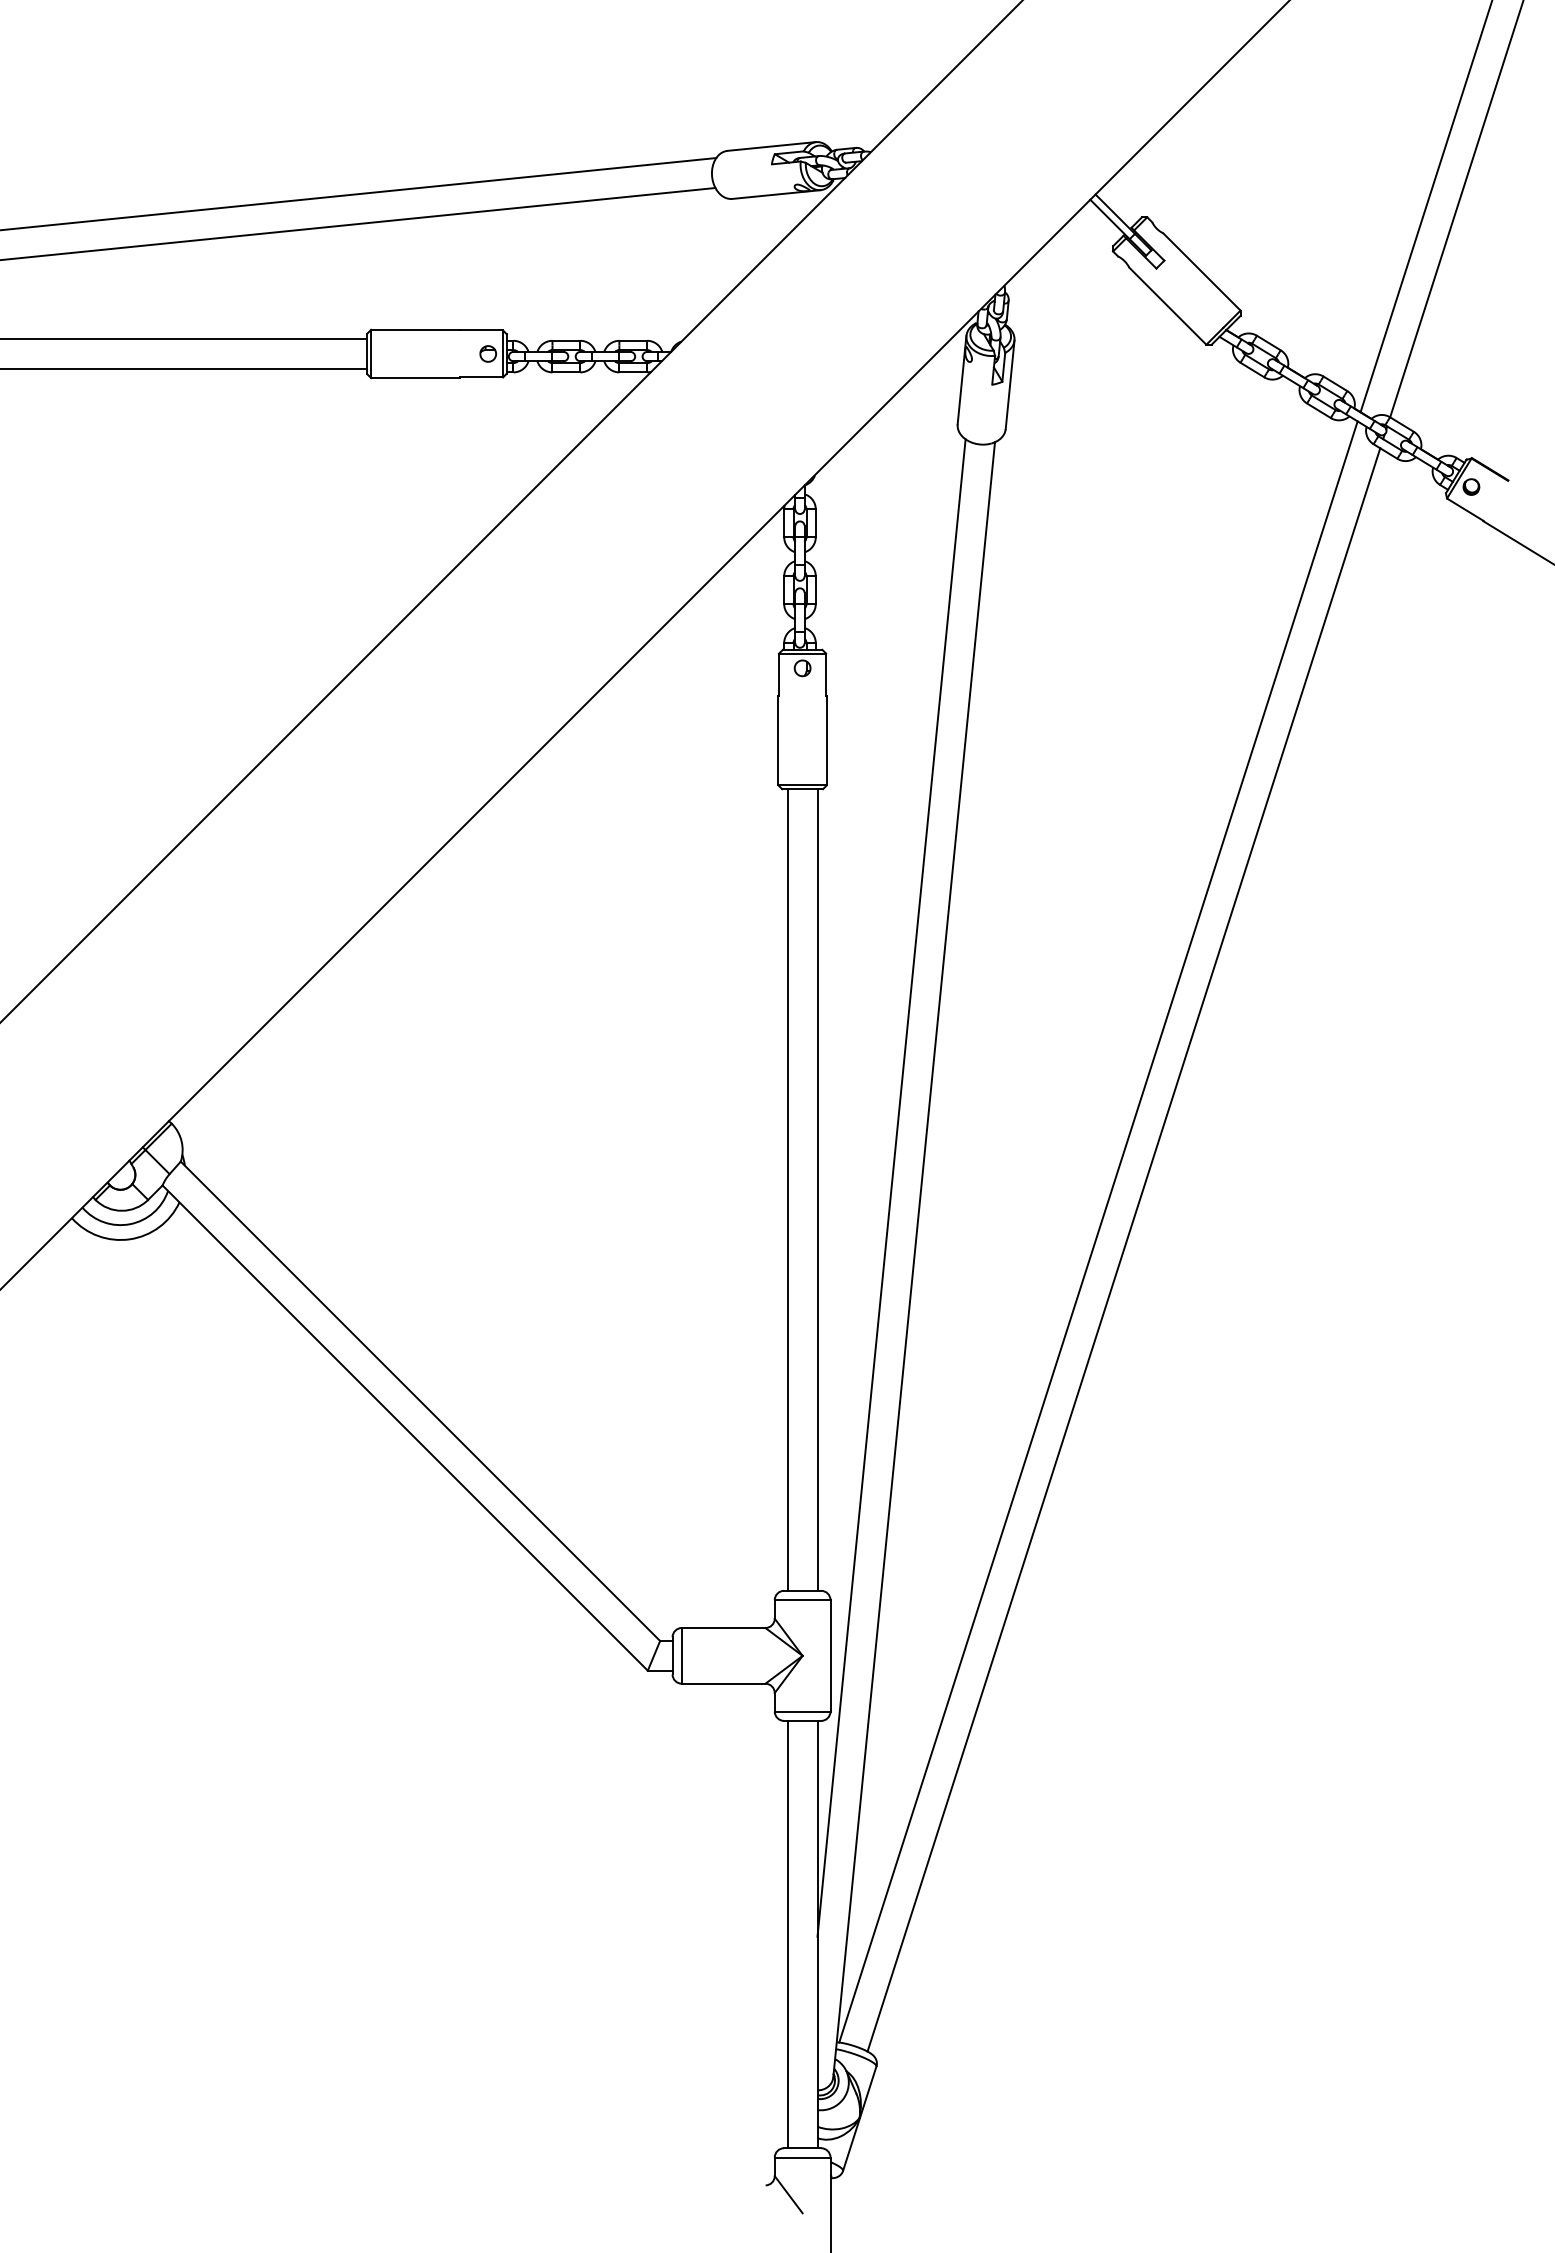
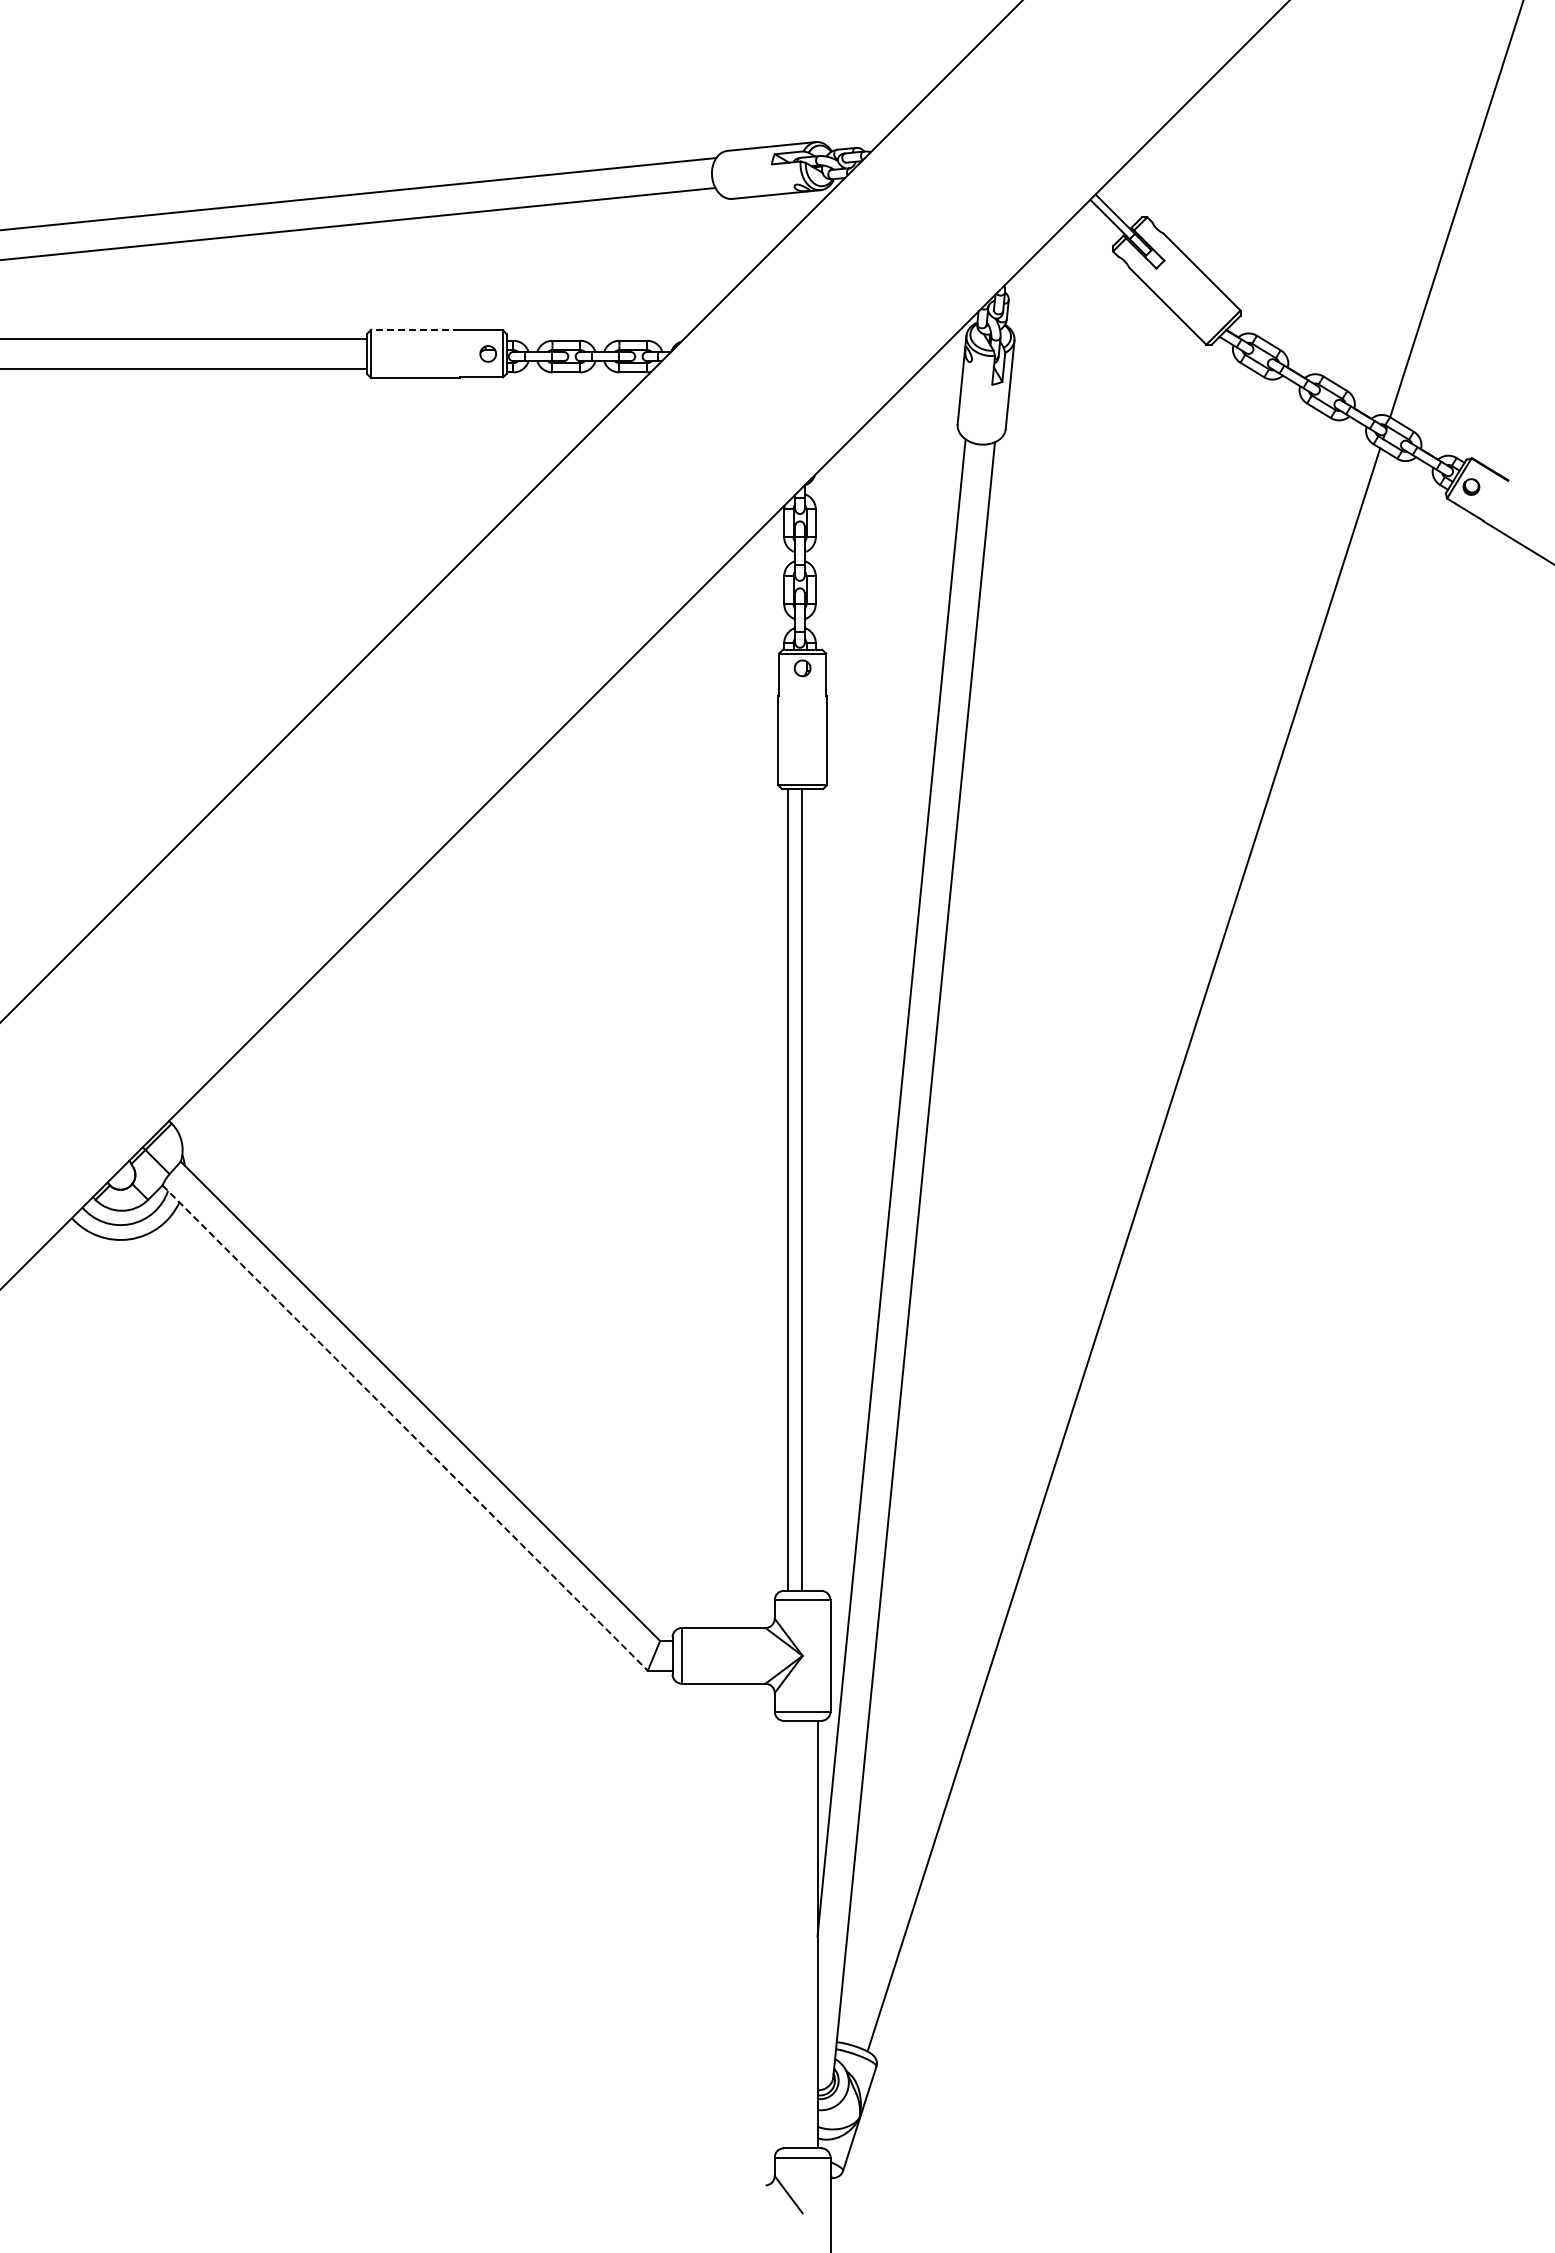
line: present -> none (1425, 207)
line: solid -> dashed (415, 329)
line position: (817, 1189) -> (801, 1189) (801, 1189)
line: present -> none (1098, 1231)
line: solid -> dashed (405, 1428)
line: present -> none (787, 1934)
